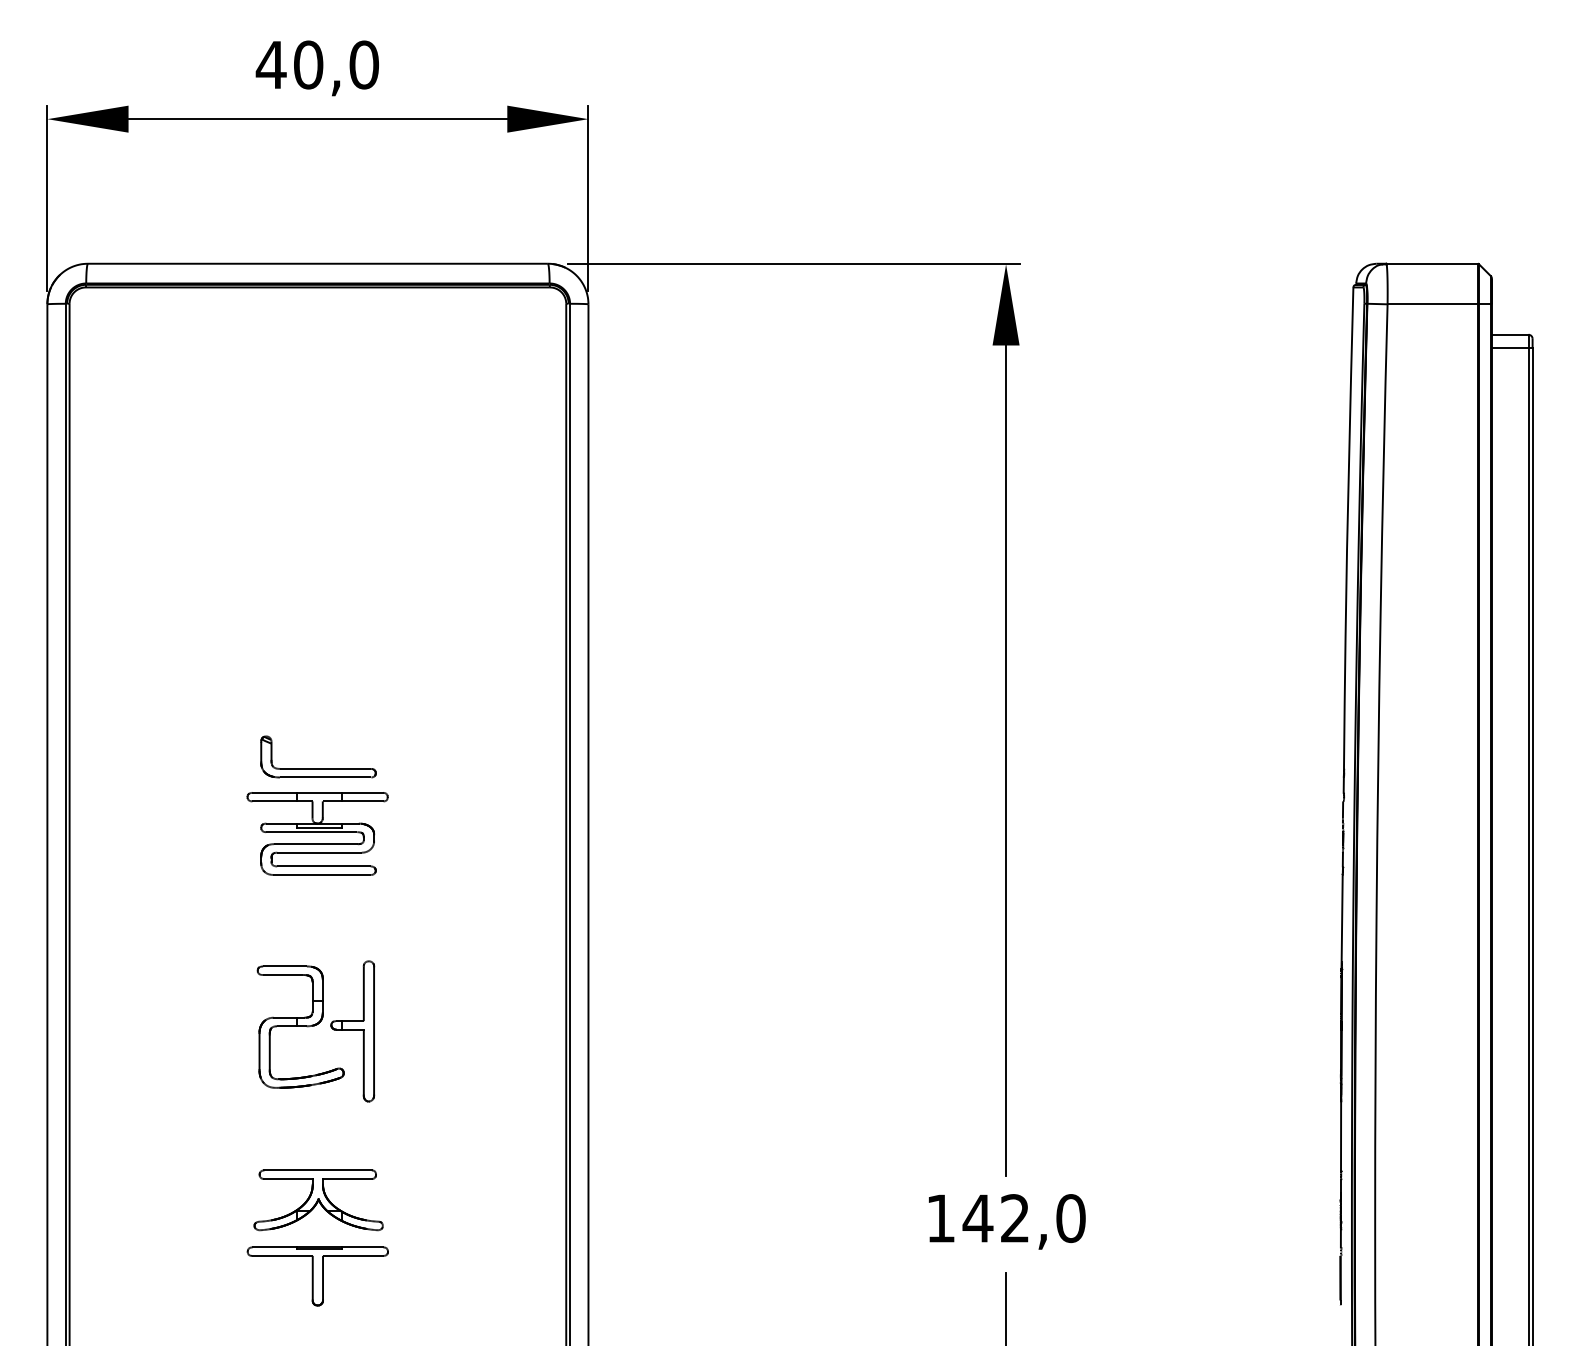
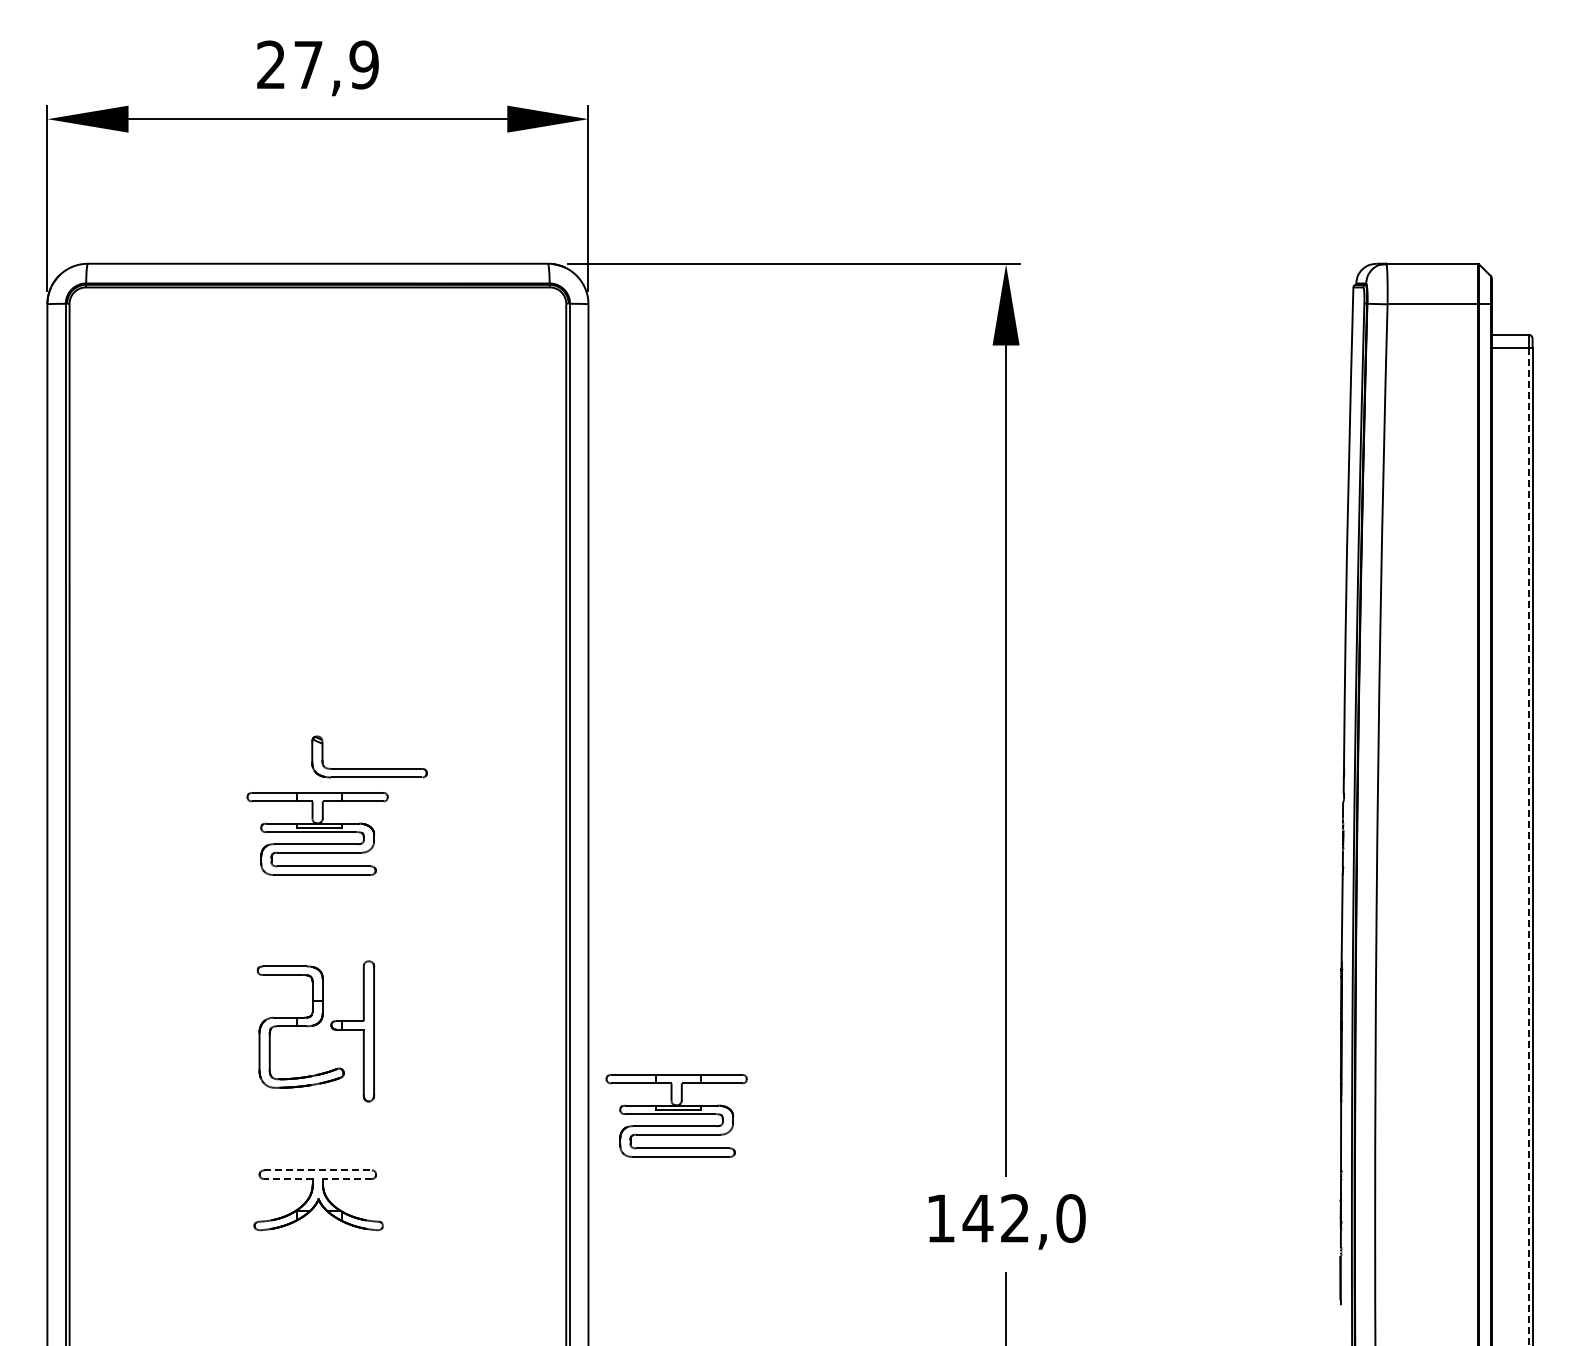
text: 40,0 -> 27,9 (316, 64)
part position: (318, 768) -> (369, 768) (369, 768)
line: solid -> dashed (1528, 847)
part: none -> present (676, 1115)
line: solid -> dashed (318, 1170)
line: solid -> dashed (287, 1178)
line: solid -> dashed (346, 1178)
part: present -> none (317, 1276)
